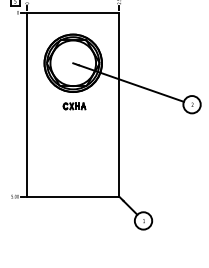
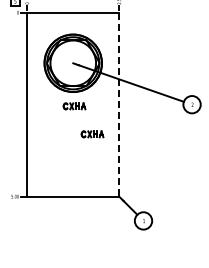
line: solid -> dashed (119, 104)
part: none -> present (92, 134)
